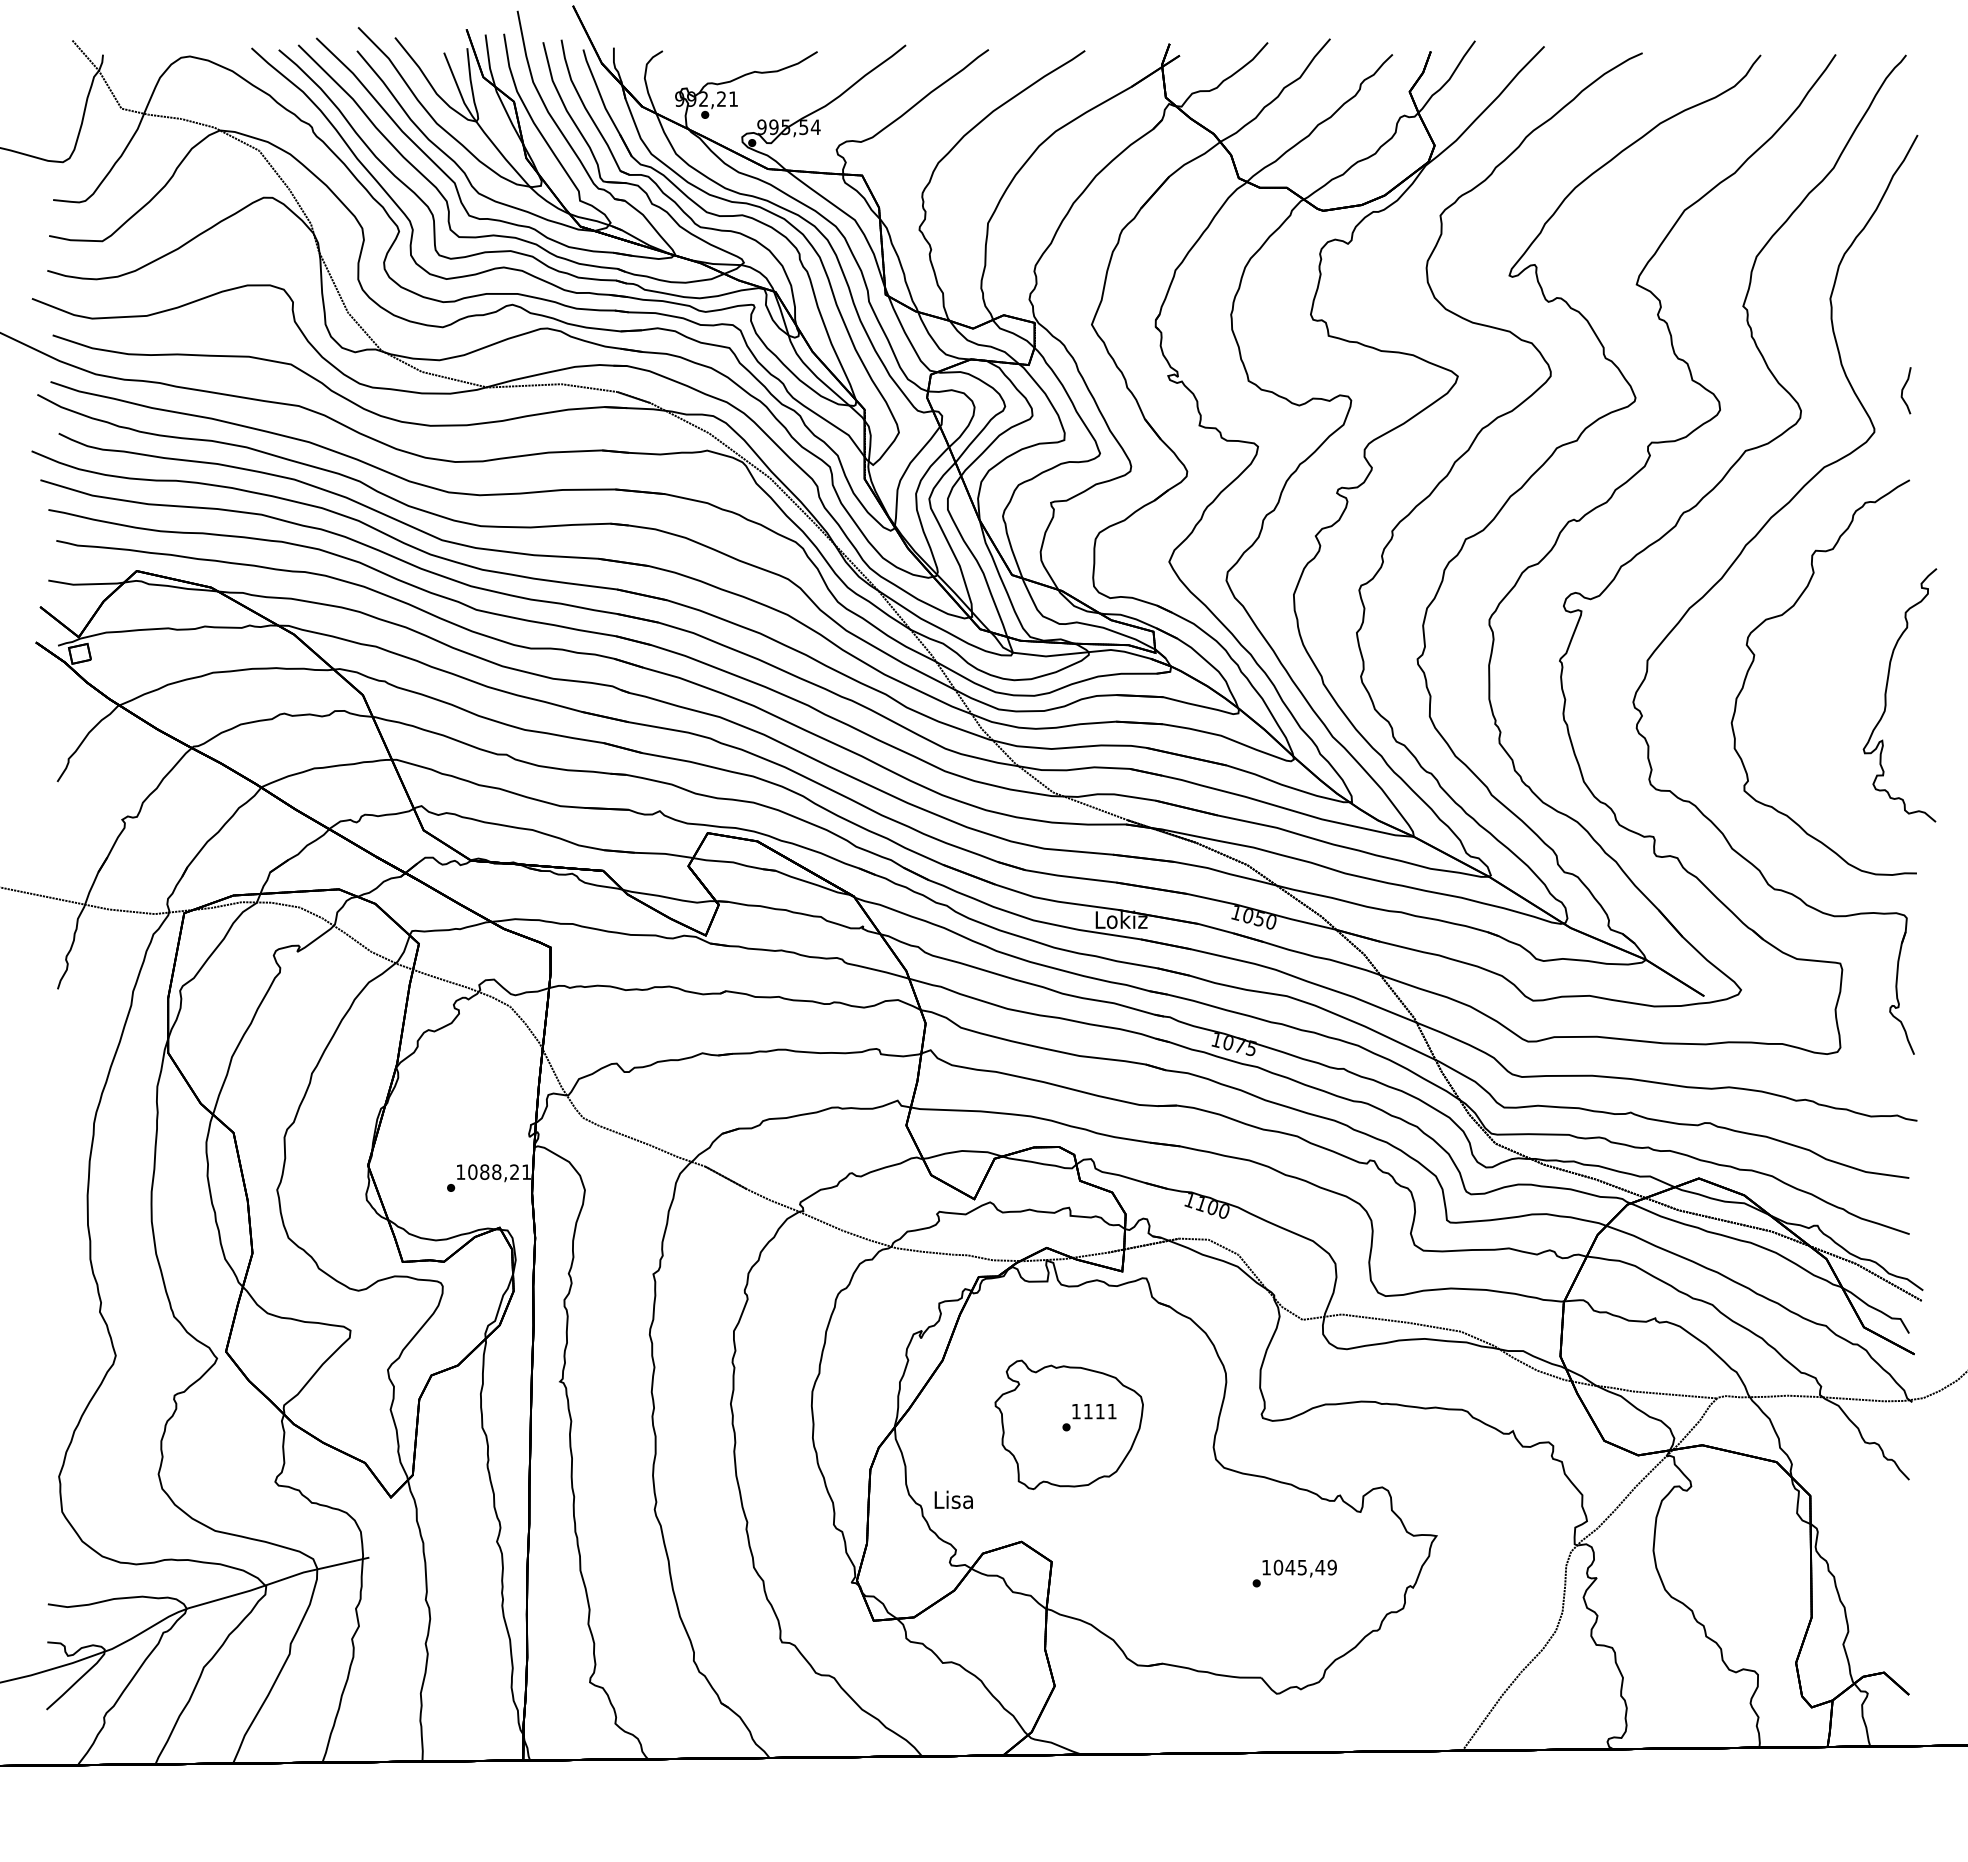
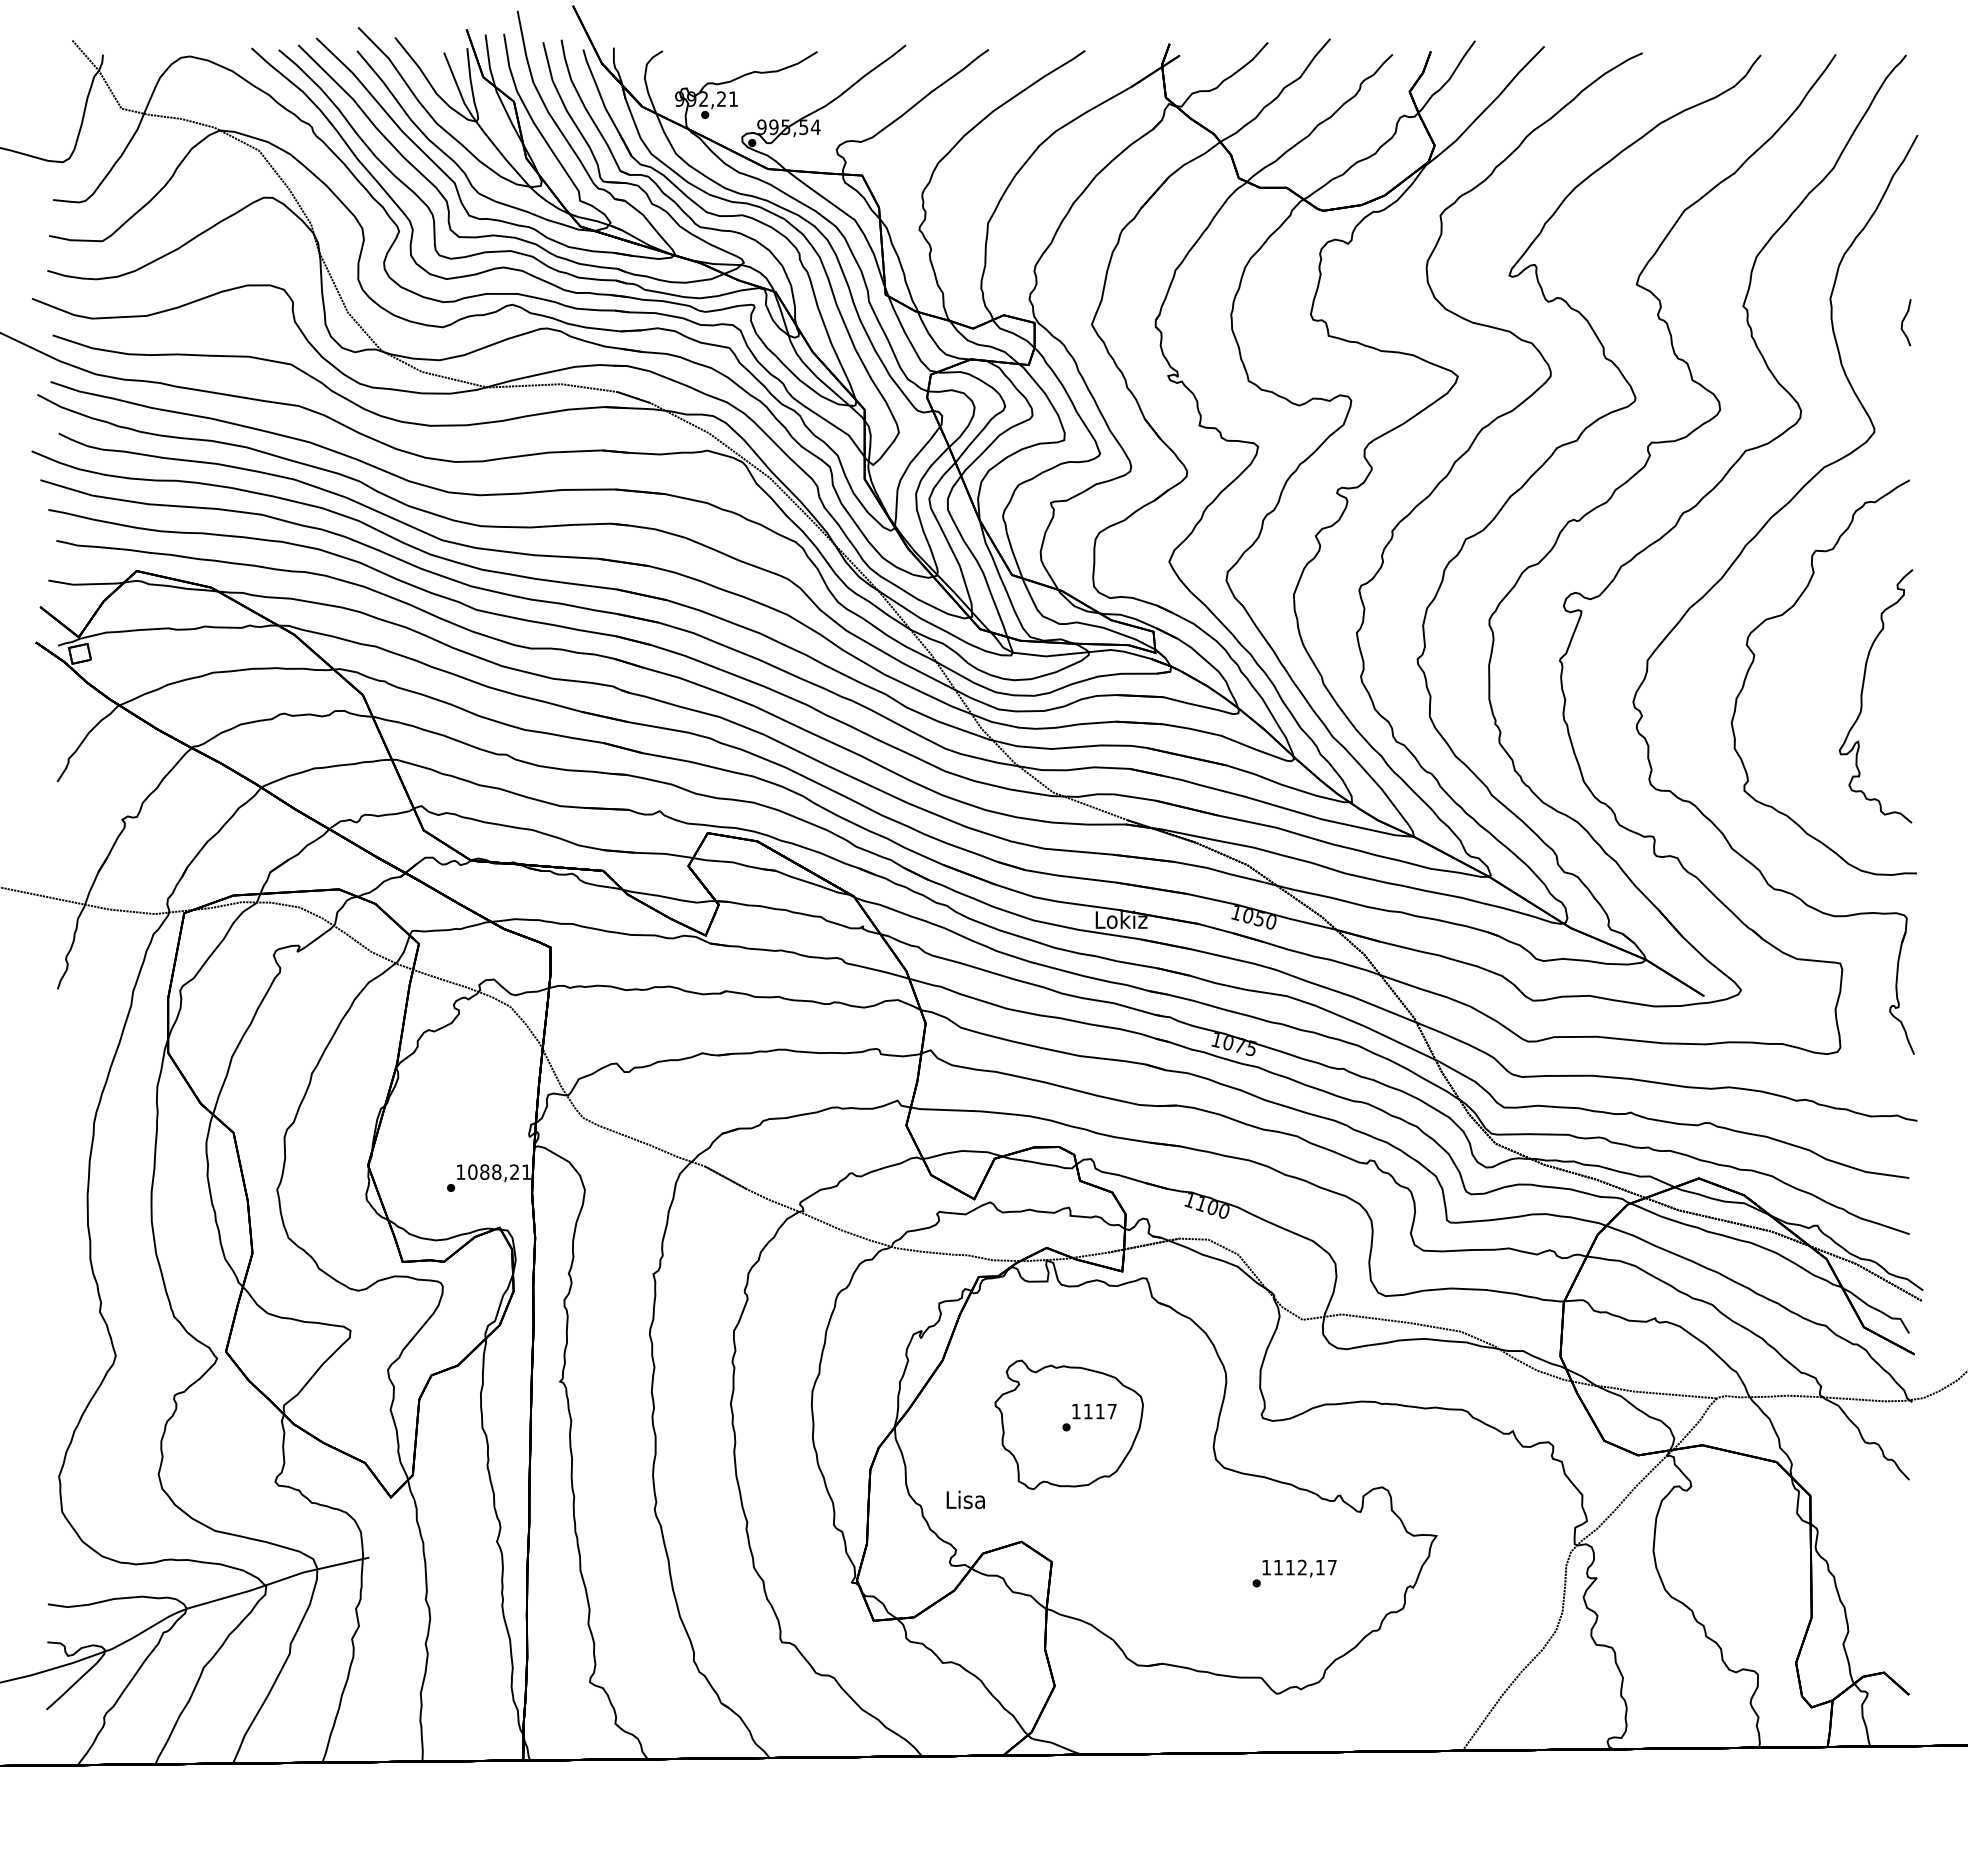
curve position: (1903, 390) -> (1903, 322) (1903, 322)
curve position: (1886, 695) -> (1862, 696) (1862, 696)
text: 1111 -> 1117 (1111, 1411)
text position: (953, 1499) -> (965, 1499) (965, 1499)
text: 1045,49 -> 1112,17 (1304, 1567)
